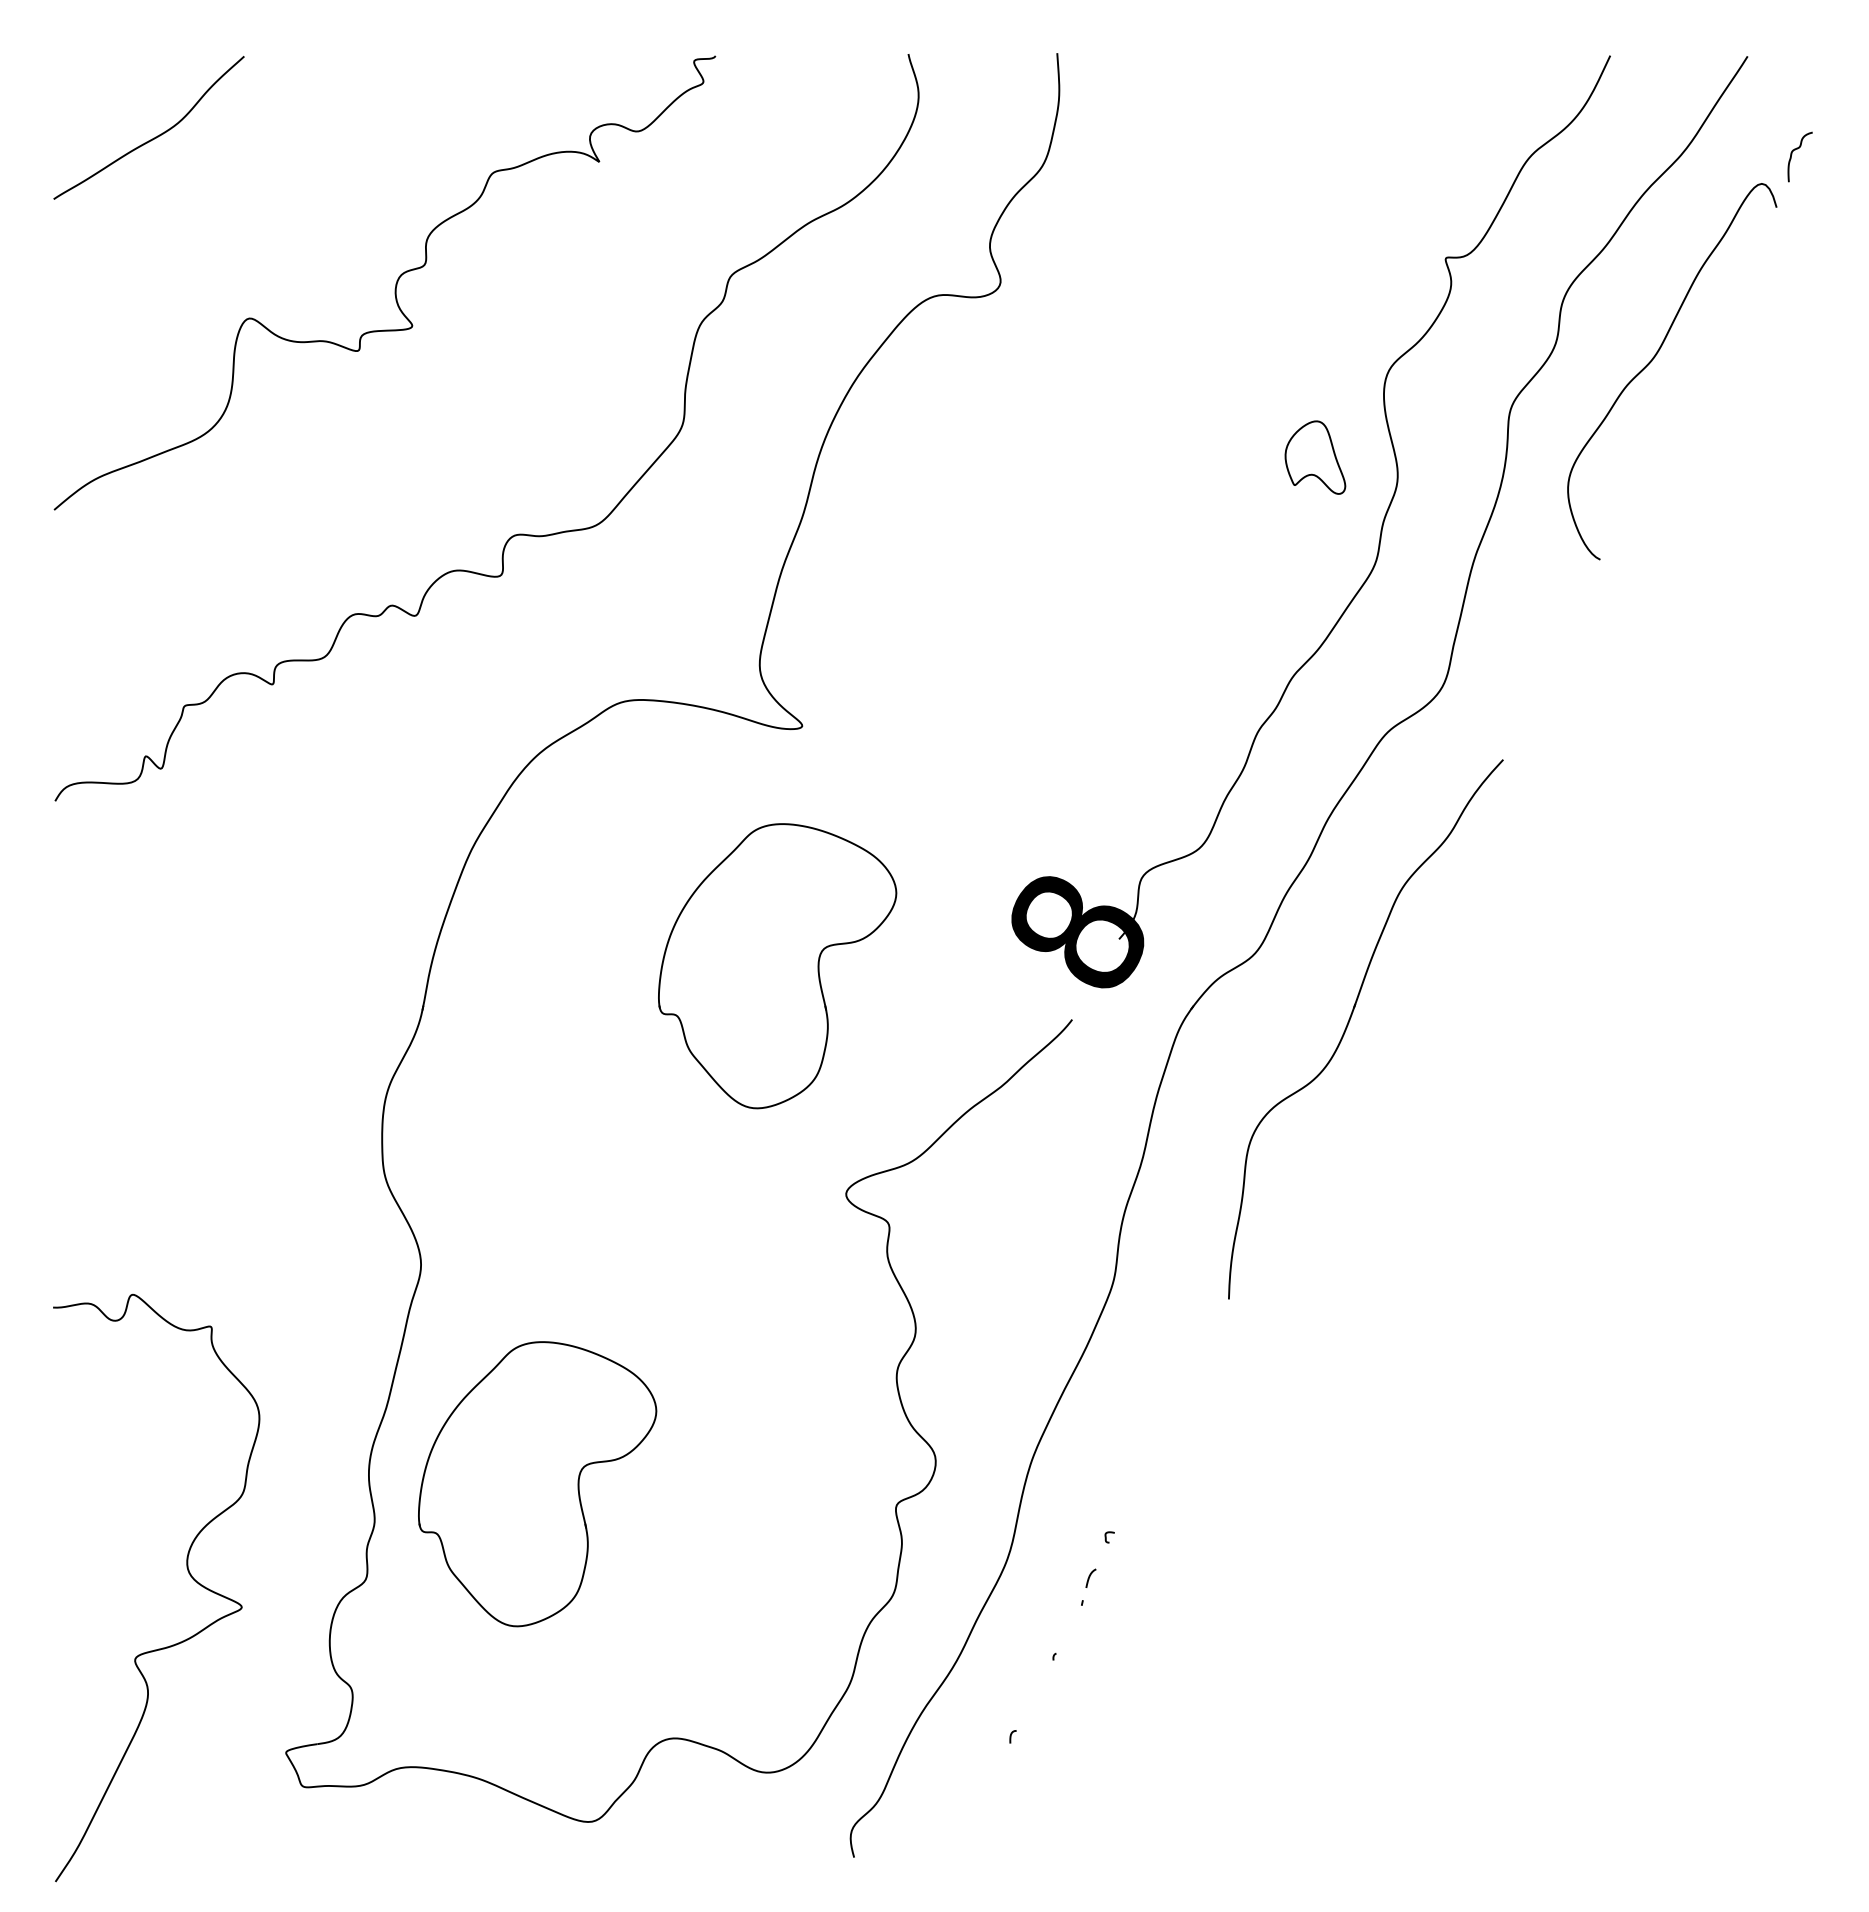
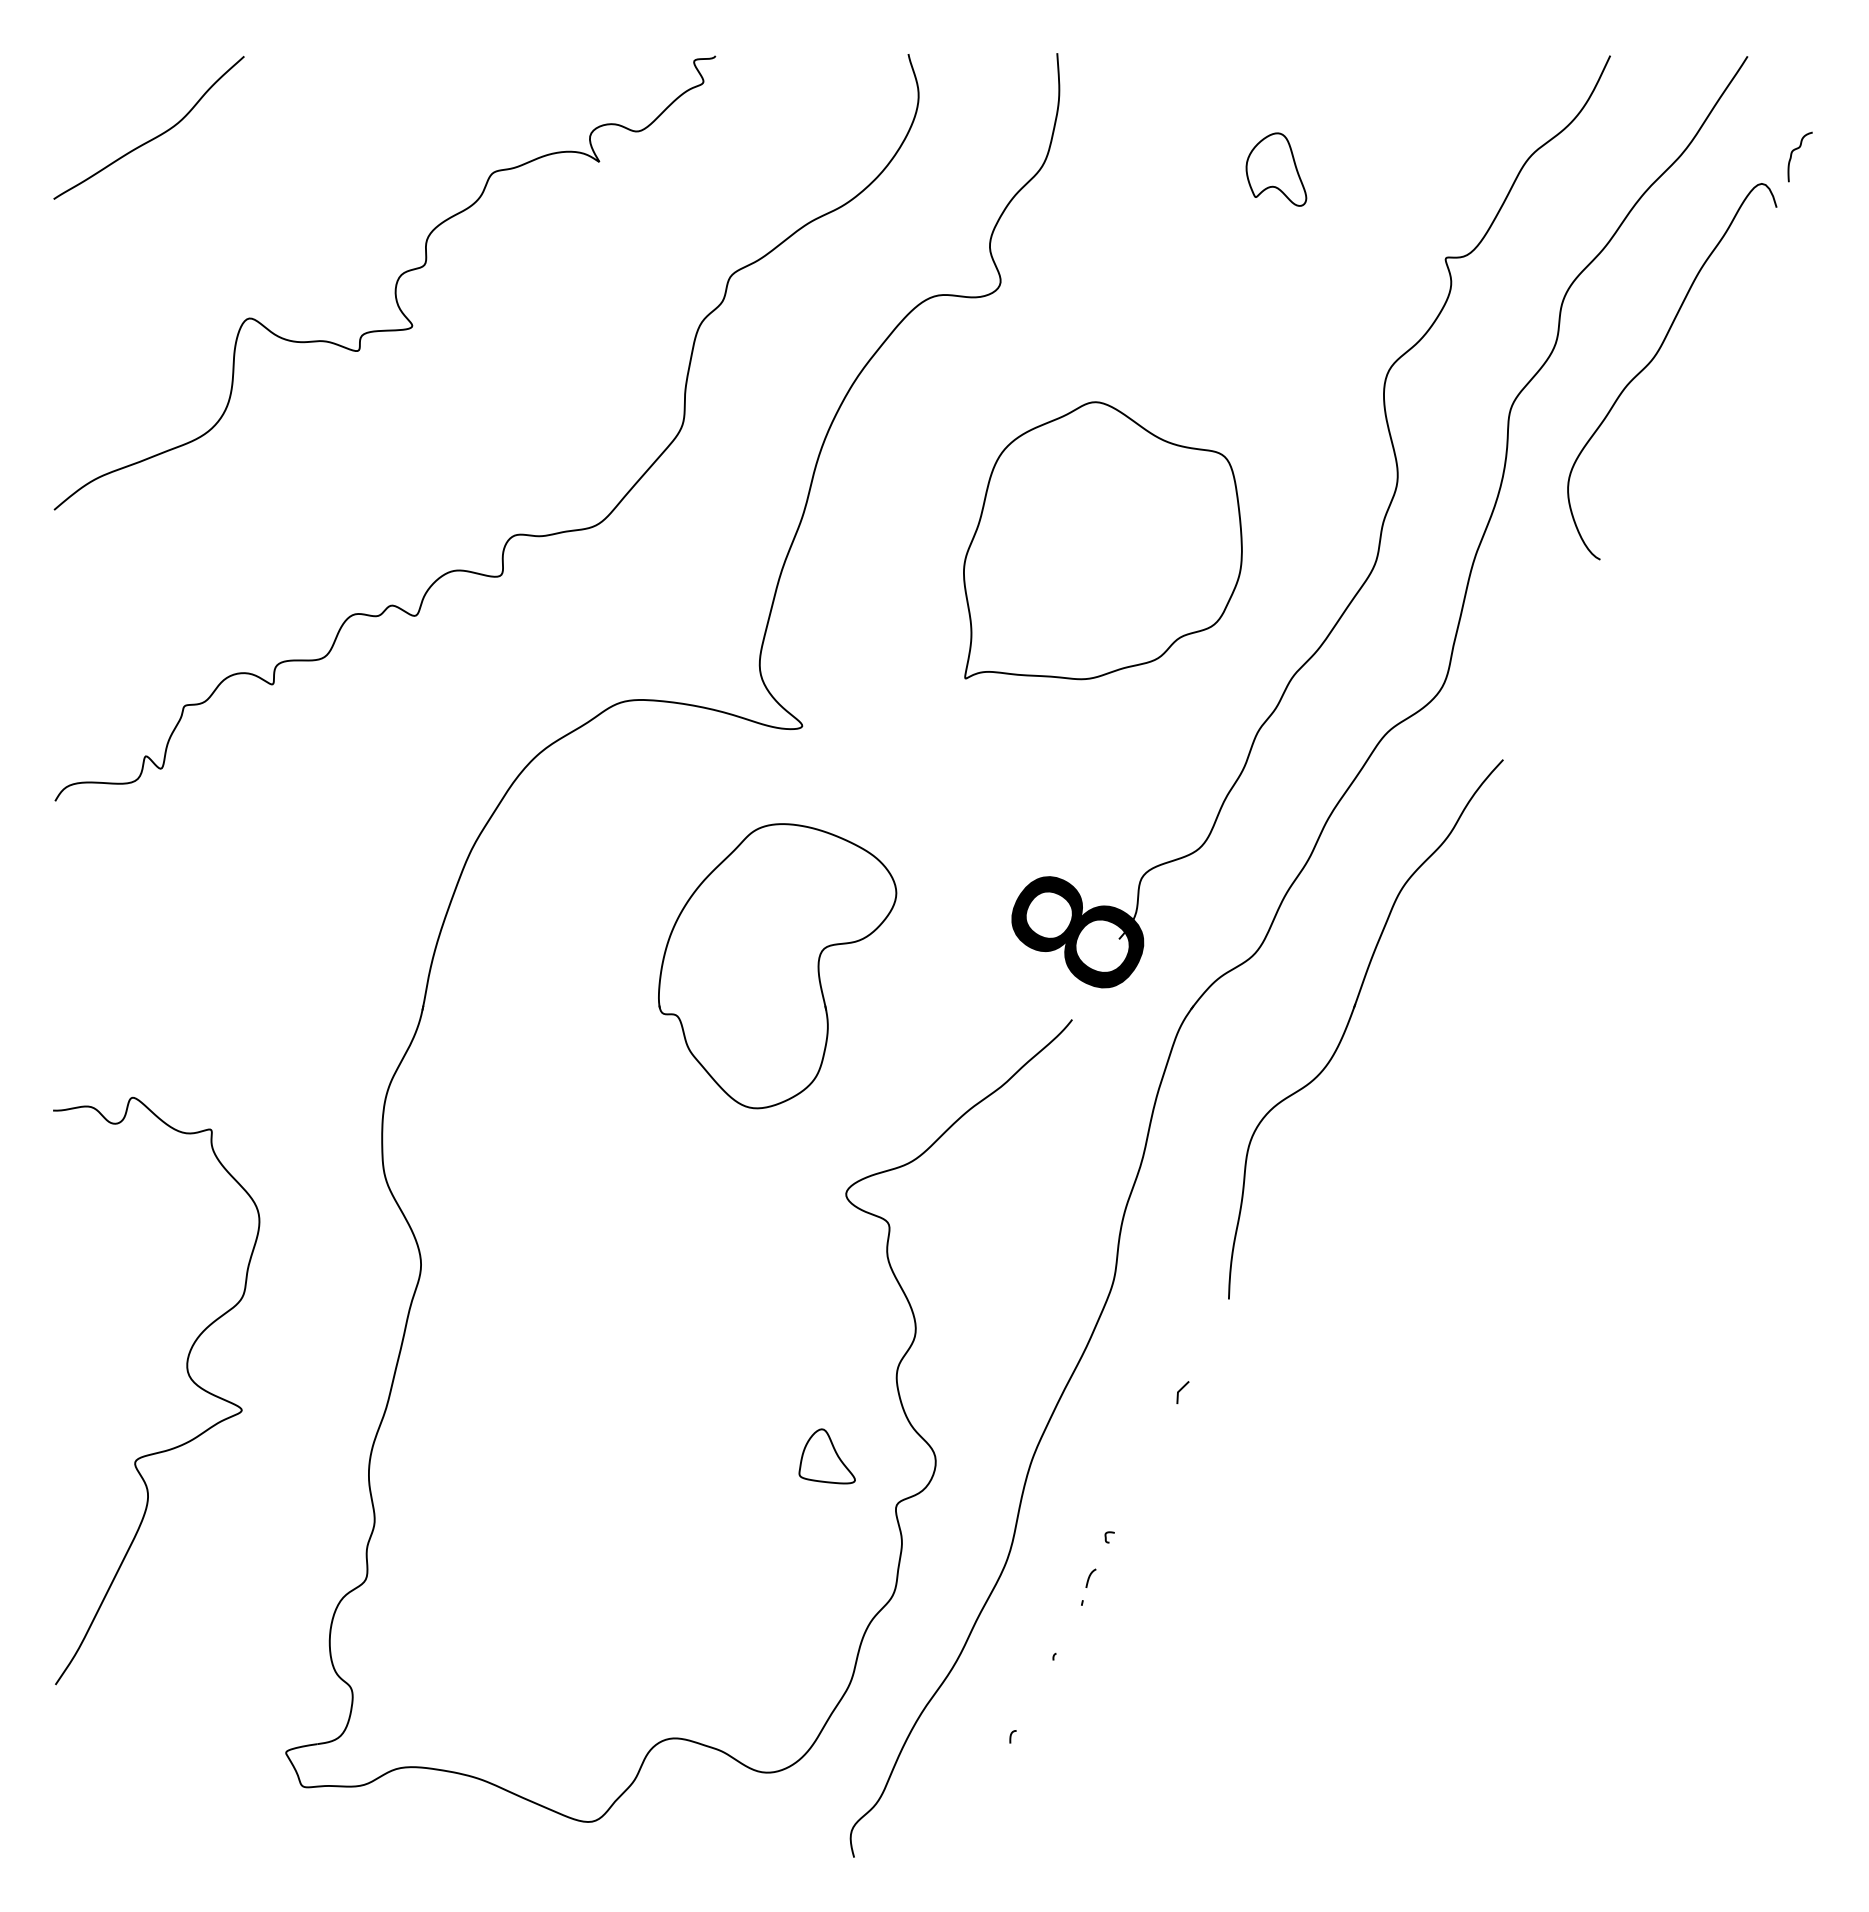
part position: (1315, 457) -> (1276, 169) (1276, 169)
part: none -> present (1102, 540)
line: none -> present (1181, 1390)
part: none -> present (826, 1456)
part: present -> none (537, 1484)
curve position: (187, 1571) -> (187, 1374) (187, 1374)
